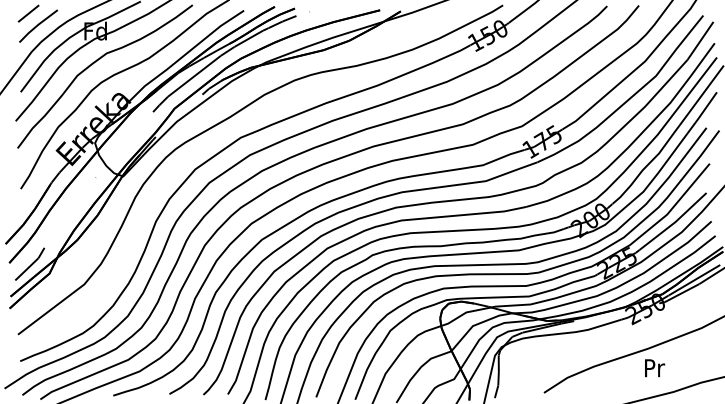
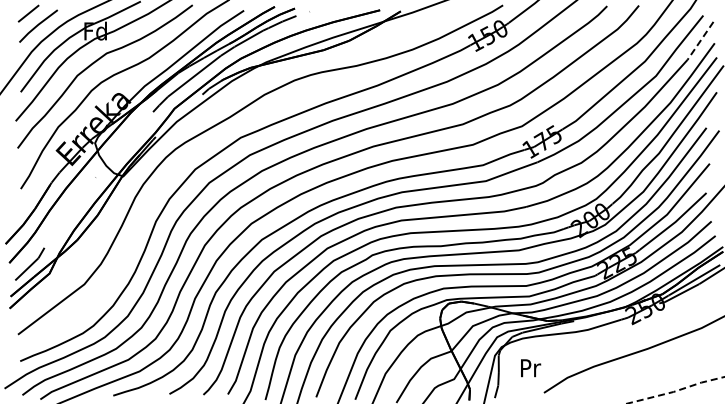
line: solid -> dashed (700, 41)
text position: (655, 368) -> (531, 368) (531, 368)
line: solid -> dashed (675, 391)
